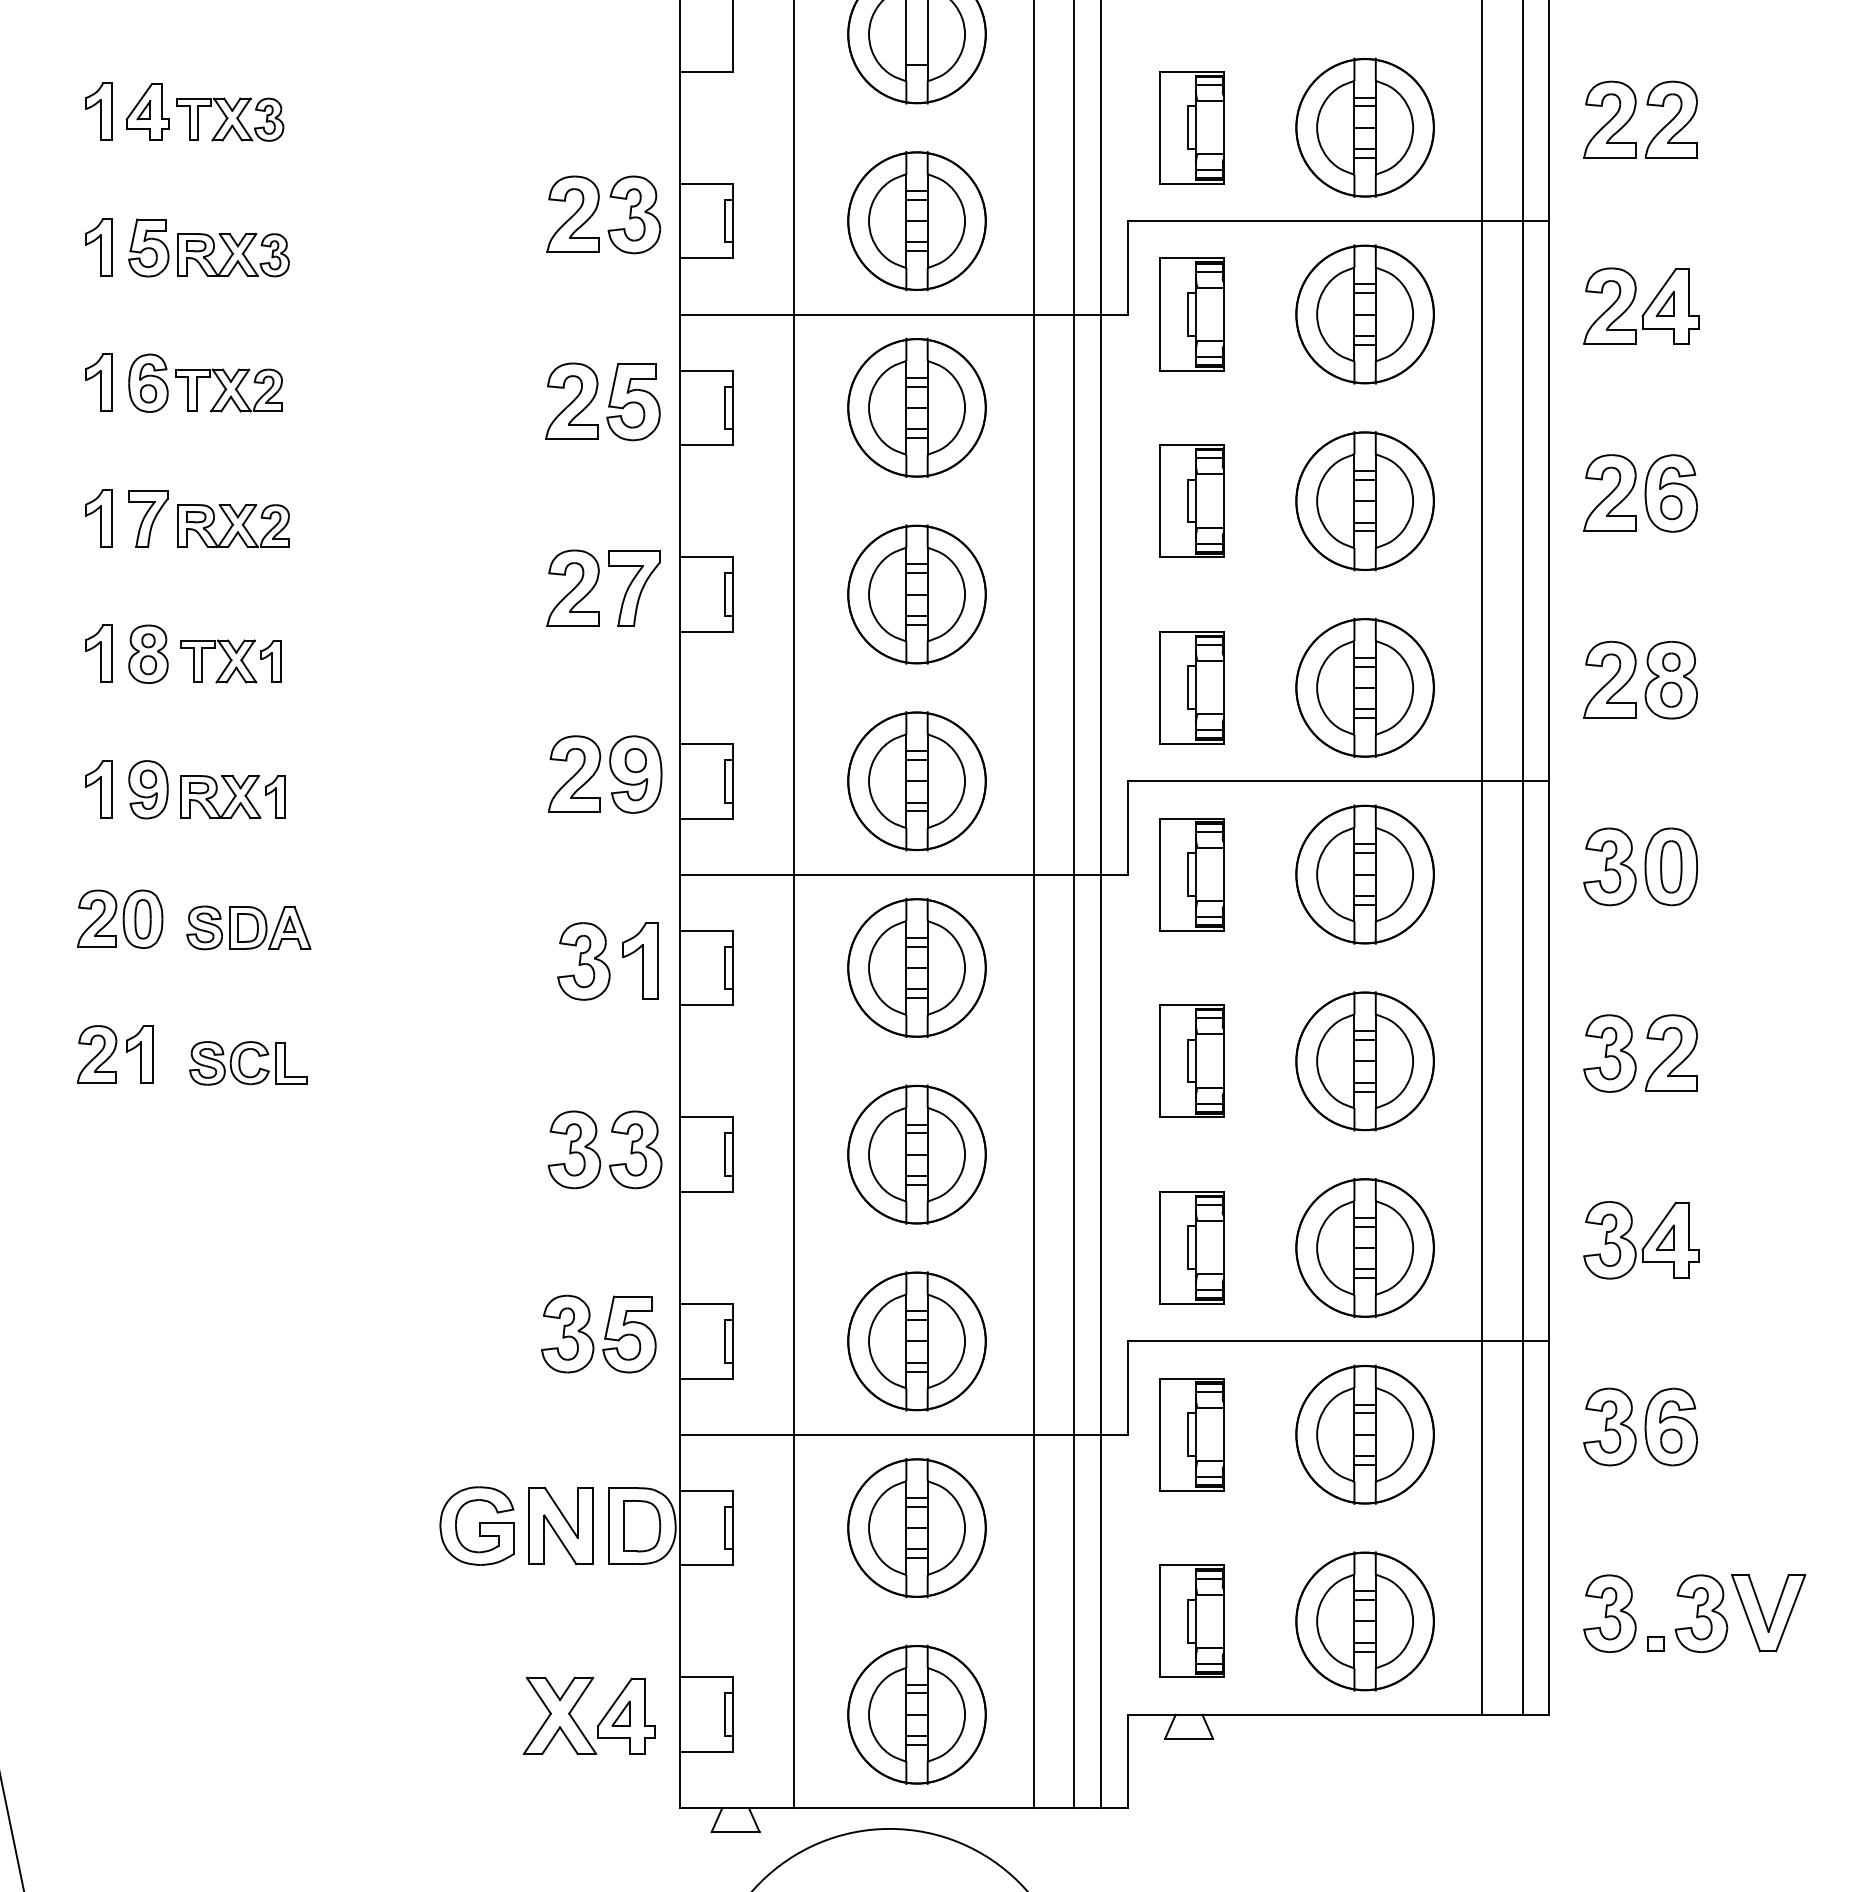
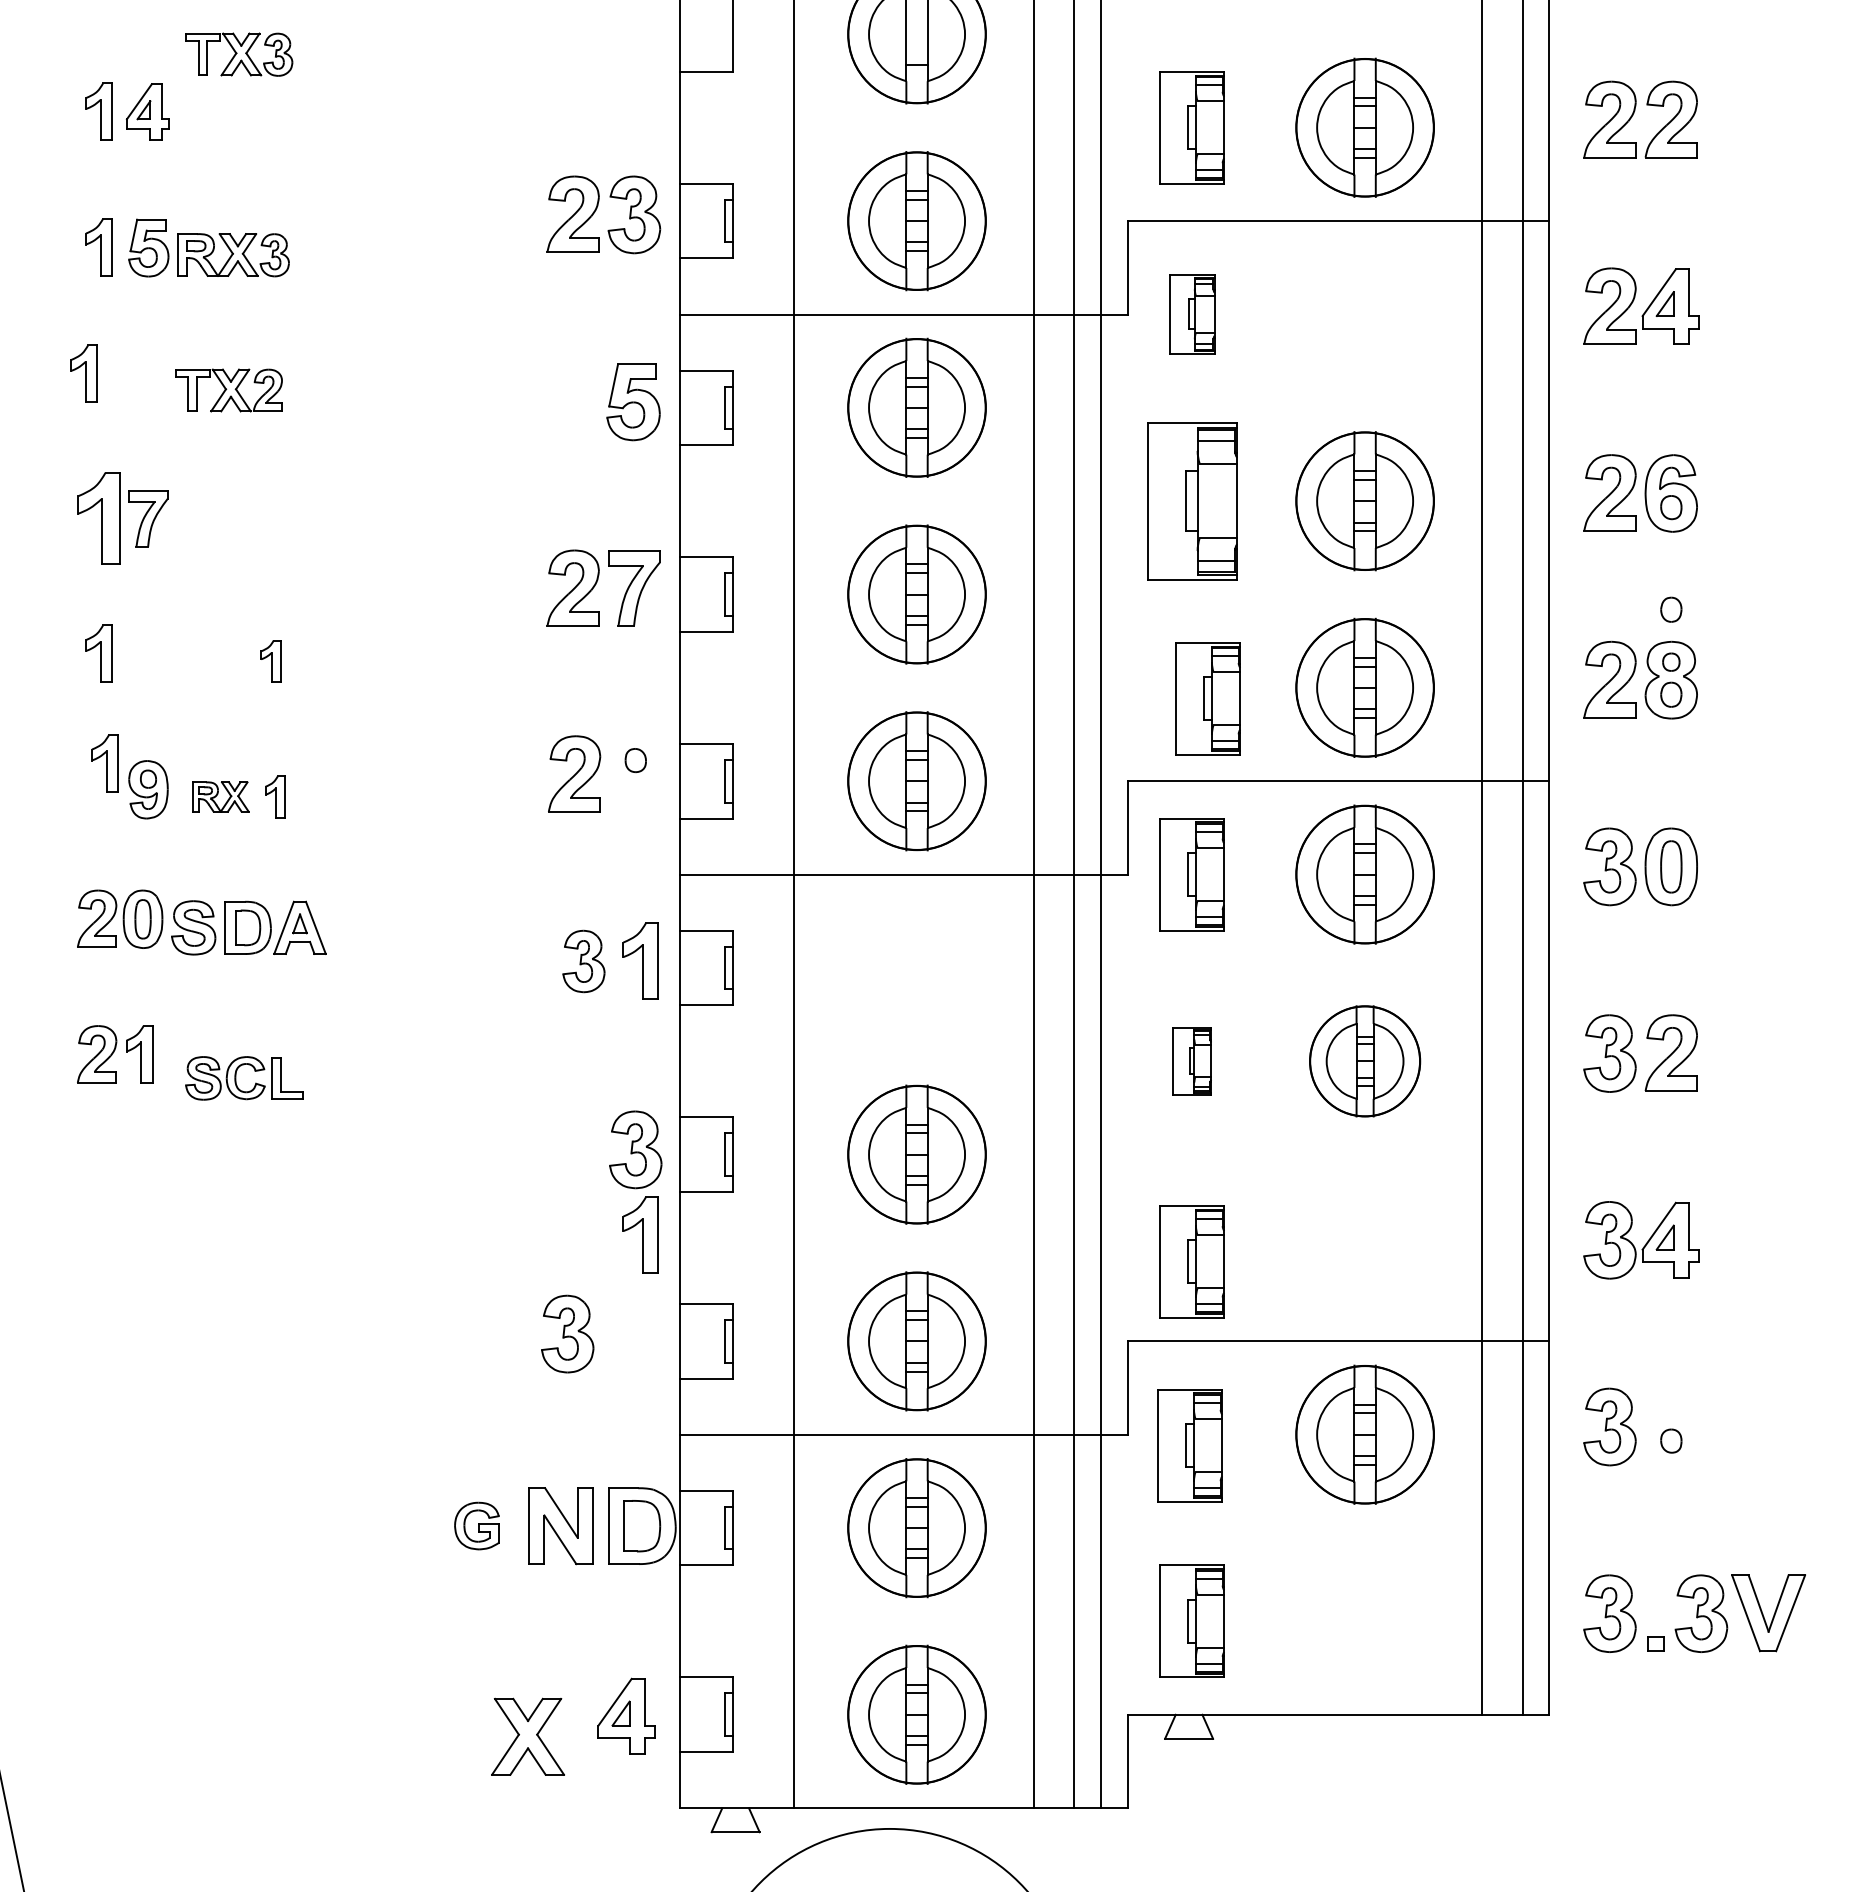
part position: (230, 119) -> (239, 54) (239, 54)
part size: 66x115 px -> 47x81 px (1192, 314)
part: present -> none (1364, 314)
part position: (98, 382) -> (83, 373) (83, 373)
part: present -> none (148, 382)
part: present -> none (571, 400)
part size: 66x114 px -> 91x159 px (1192, 501)
part size: 28x59 px -> 44x93 px (98, 518)
part: present -> none (233, 525)
part: none -> present (1671, 609)
part: present -> none (148, 653)
part: present -> none (226, 665)
part position: (1191, 687) -> (1207, 698) (1207, 698)
part: present -> none (635, 774)
part position: (98, 789) -> (104, 763) (104, 763)
part size: 82x44 px -> 58x32 px (220, 796)
part size: 126x46 px -> 156x56 px (248, 927)
part size: 54x79 px -> 44x65 px (583, 961)
part: present -> none (916, 967)
part size: 66x114 px -> 40x69 px (1191, 1061)
part size: 140x141 px -> 113x113 px (1365, 1061)
part position: (240, 1063) -> (236, 1078) (236, 1078)
part: present -> none (574, 1149)
part: none -> present (640, 1234)
part position: (1191, 1247) -> (1191, 1261) (1191, 1261)
part: present -> none (1364, 1248)
part: present -> none (629, 1334)
part: present -> none (1670, 1426)
part position: (1191, 1434) -> (1189, 1445) (1189, 1445)
part size: 76x80 px -> 46x50 px (476, 1525)
part: present -> none (1364, 1621)
part position: (559, 1715) -> (527, 1736) (527, 1736)
